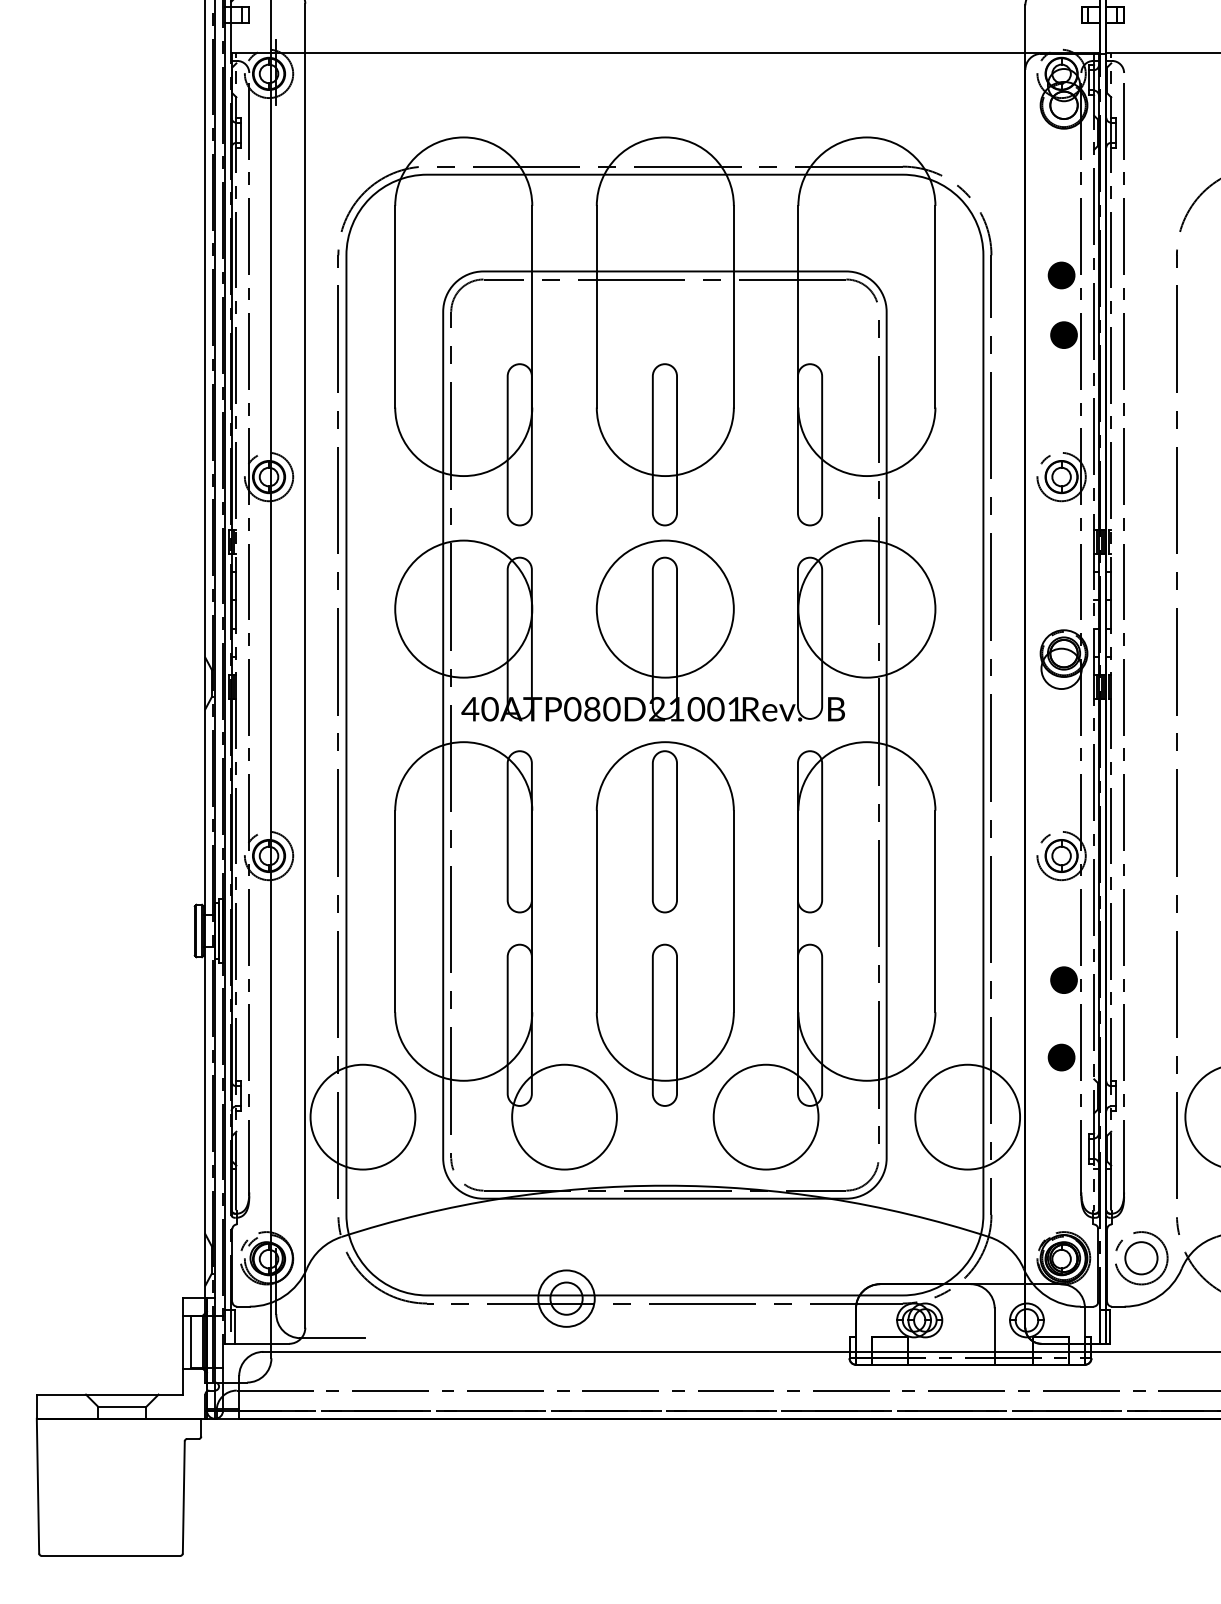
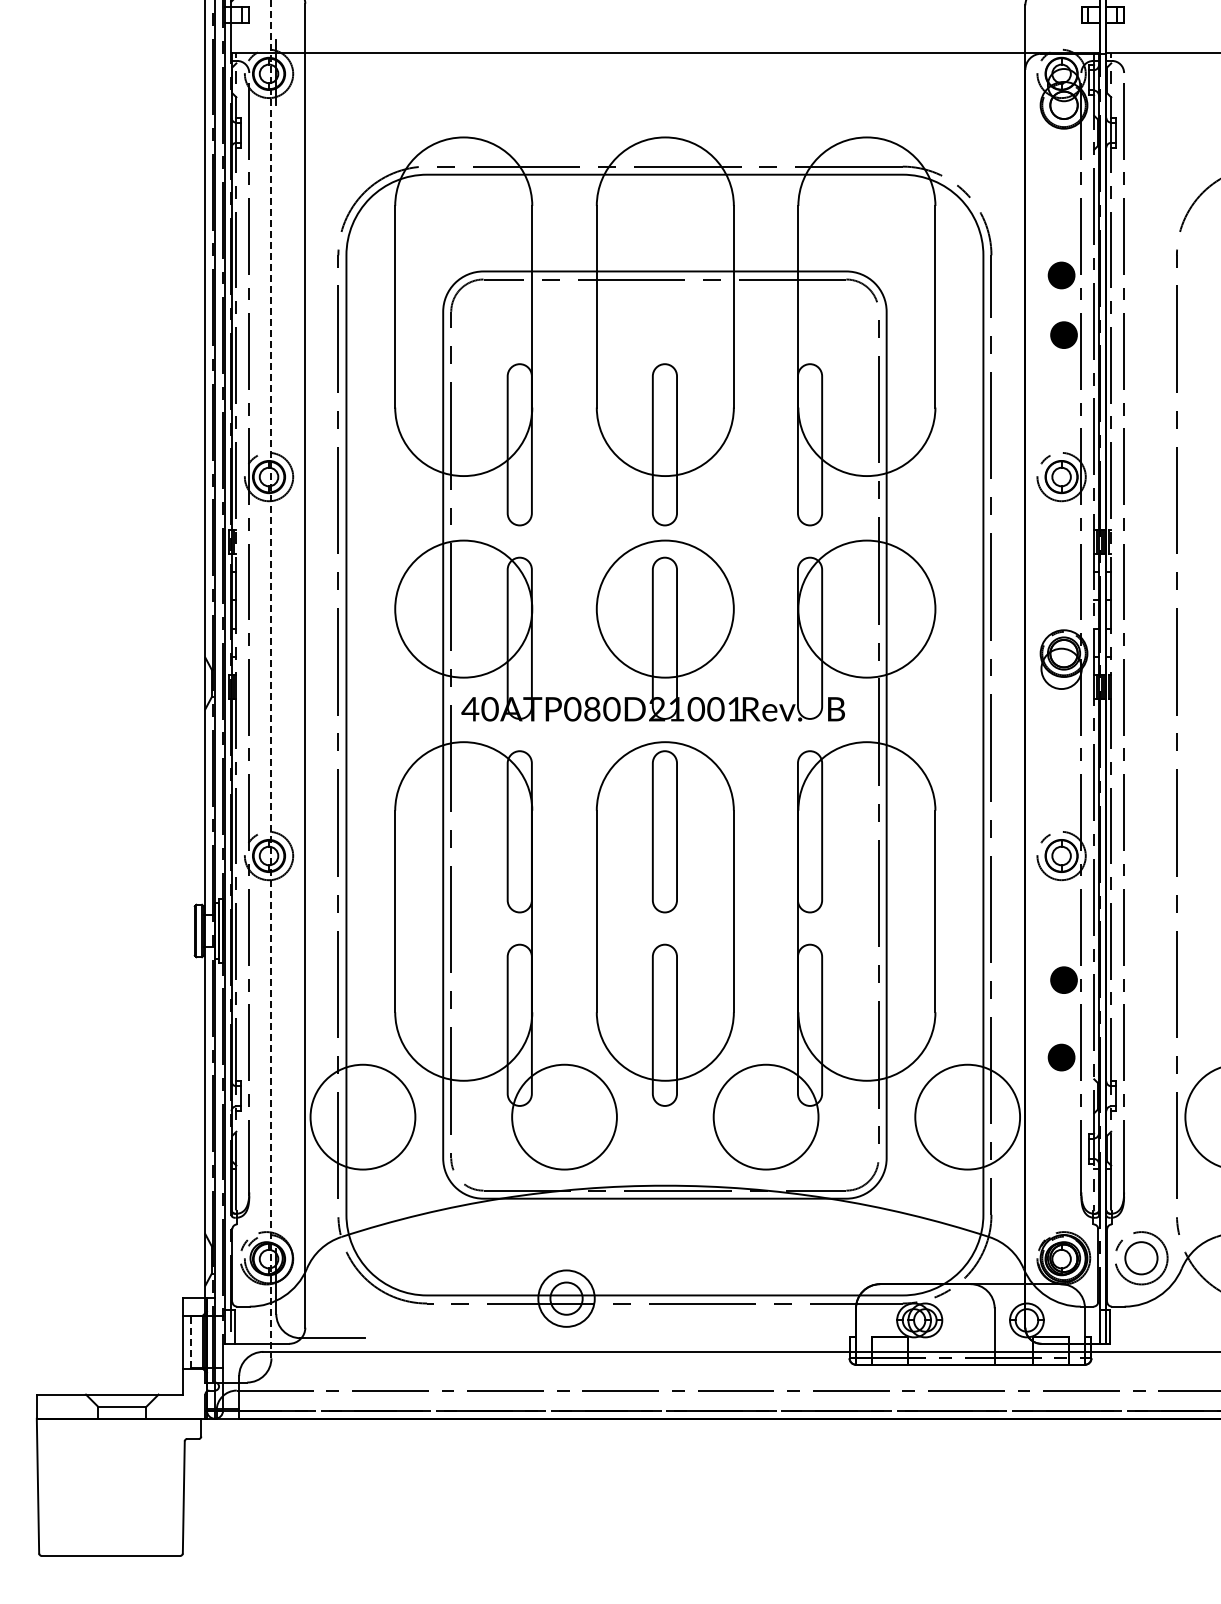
line: solid -> dashed (271, 679)
line: solid -> dashed (190, 1341)
